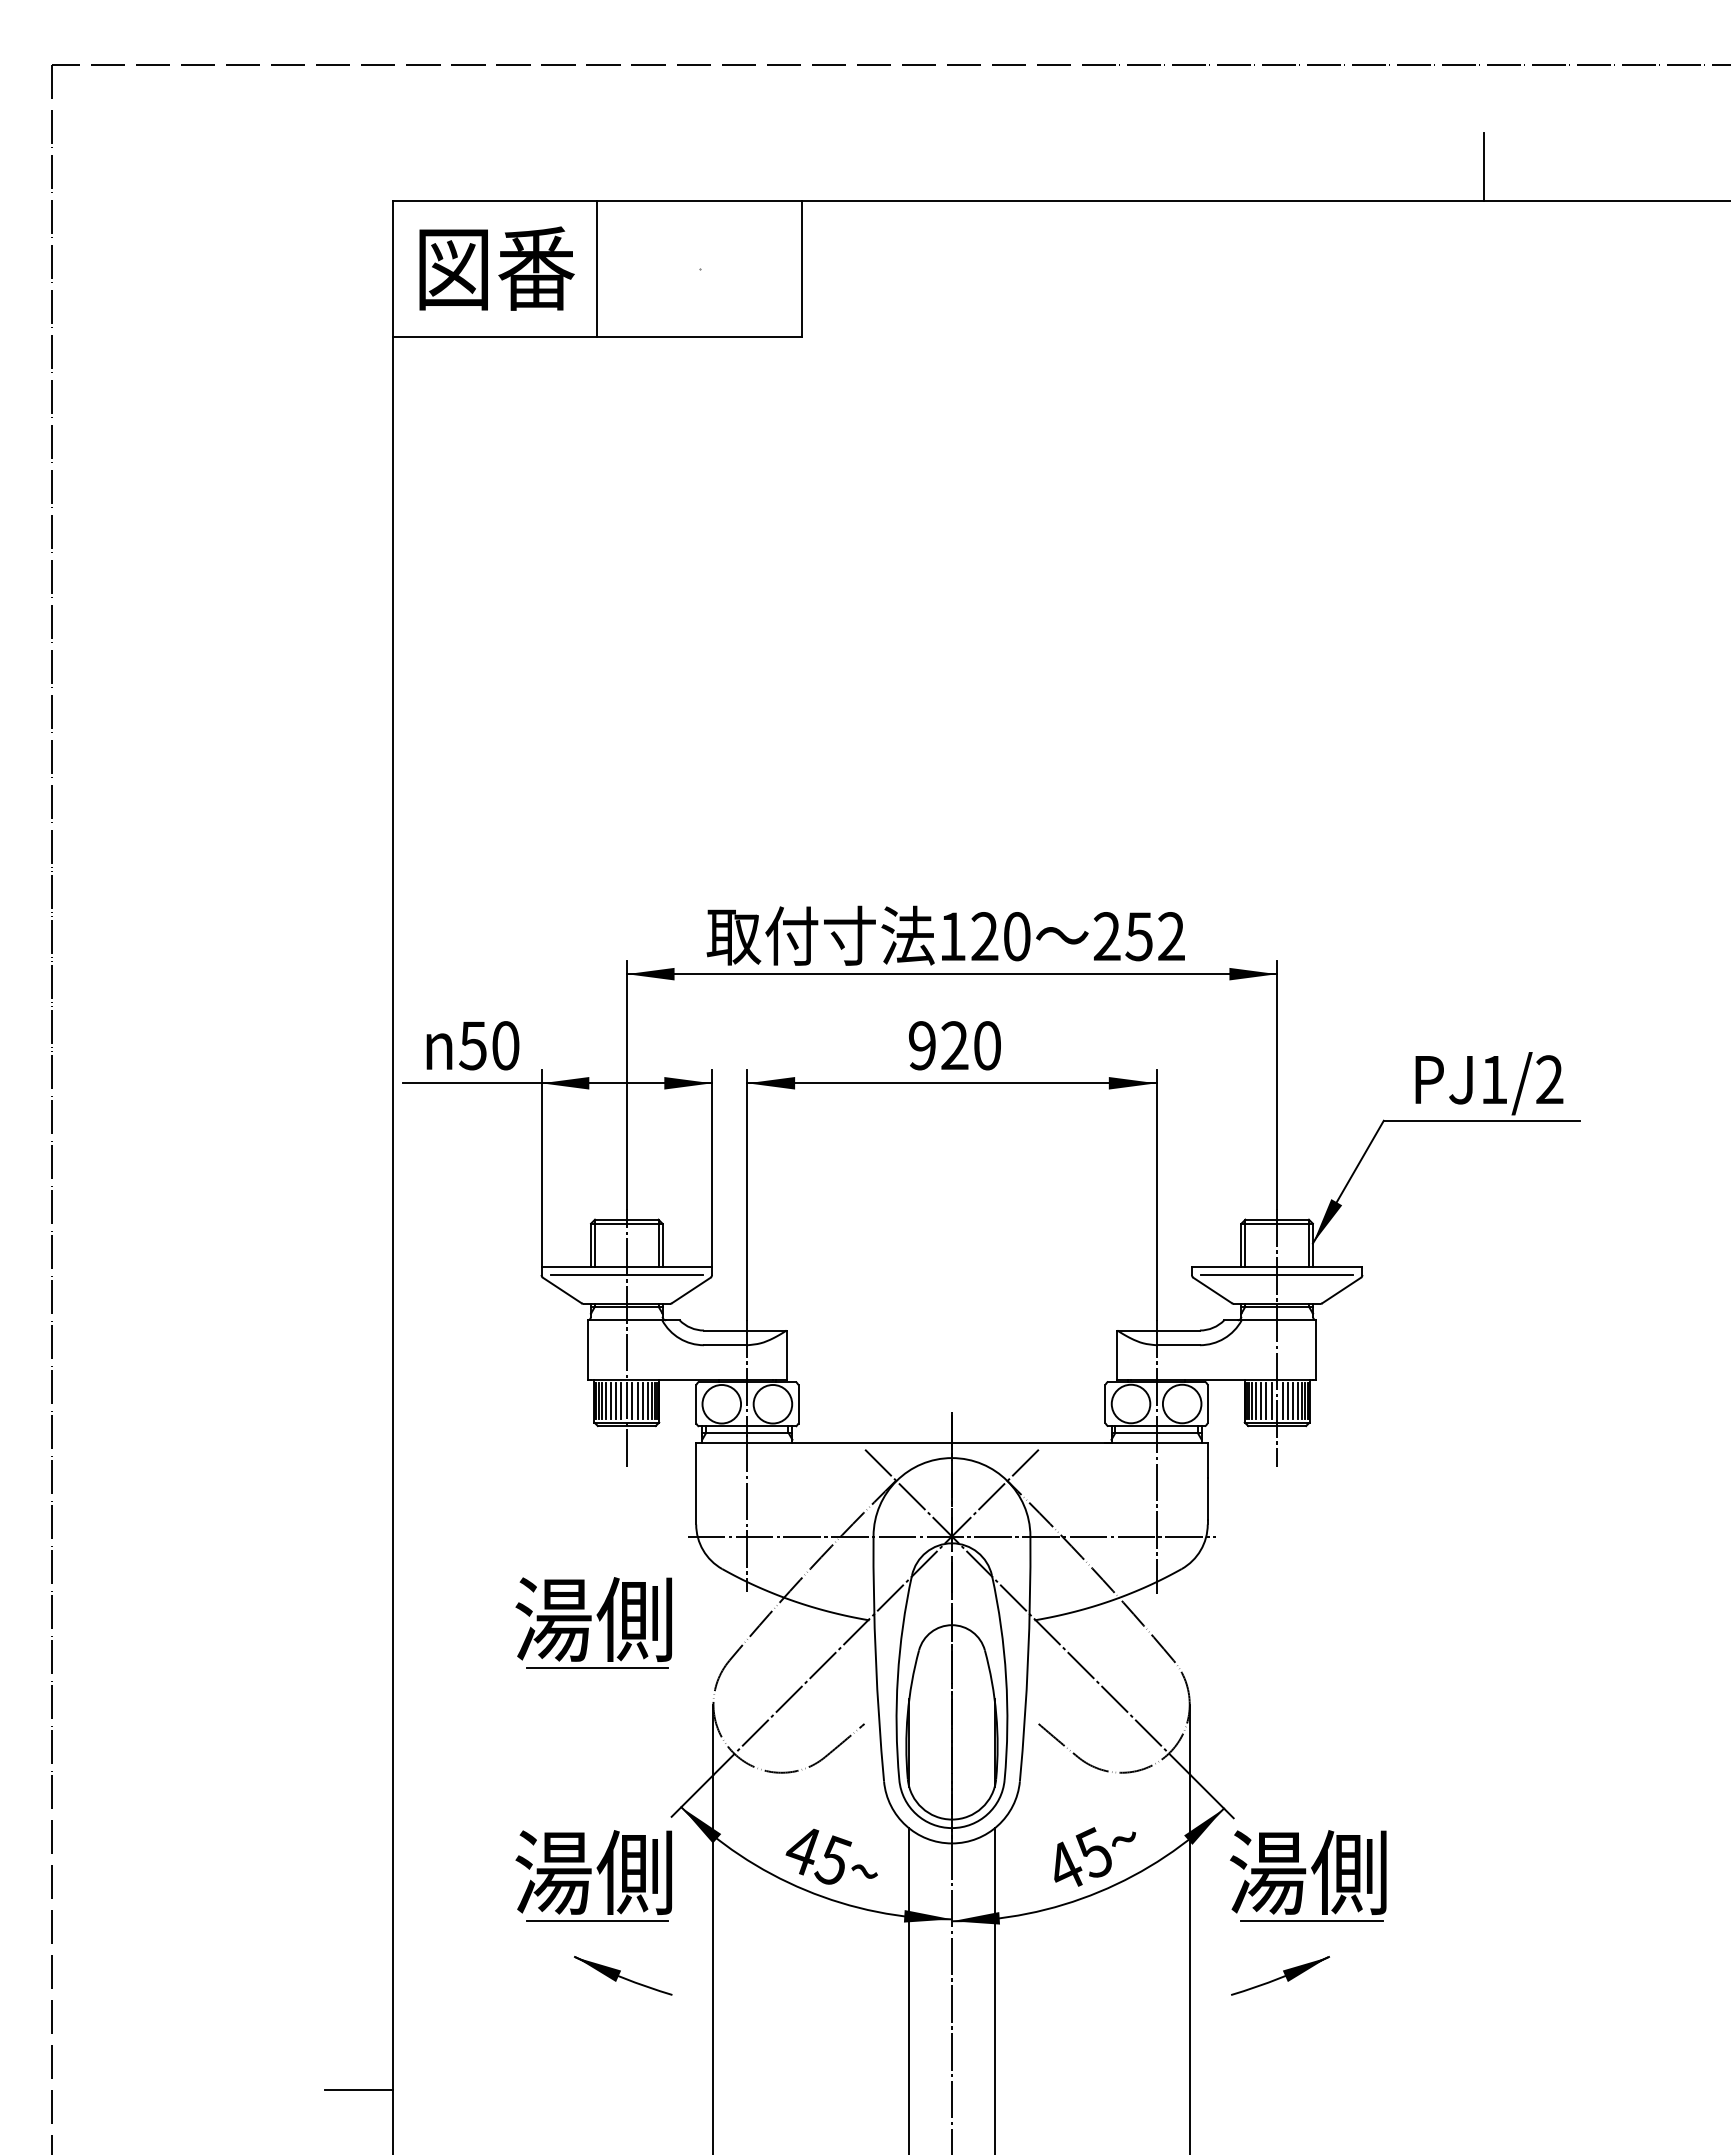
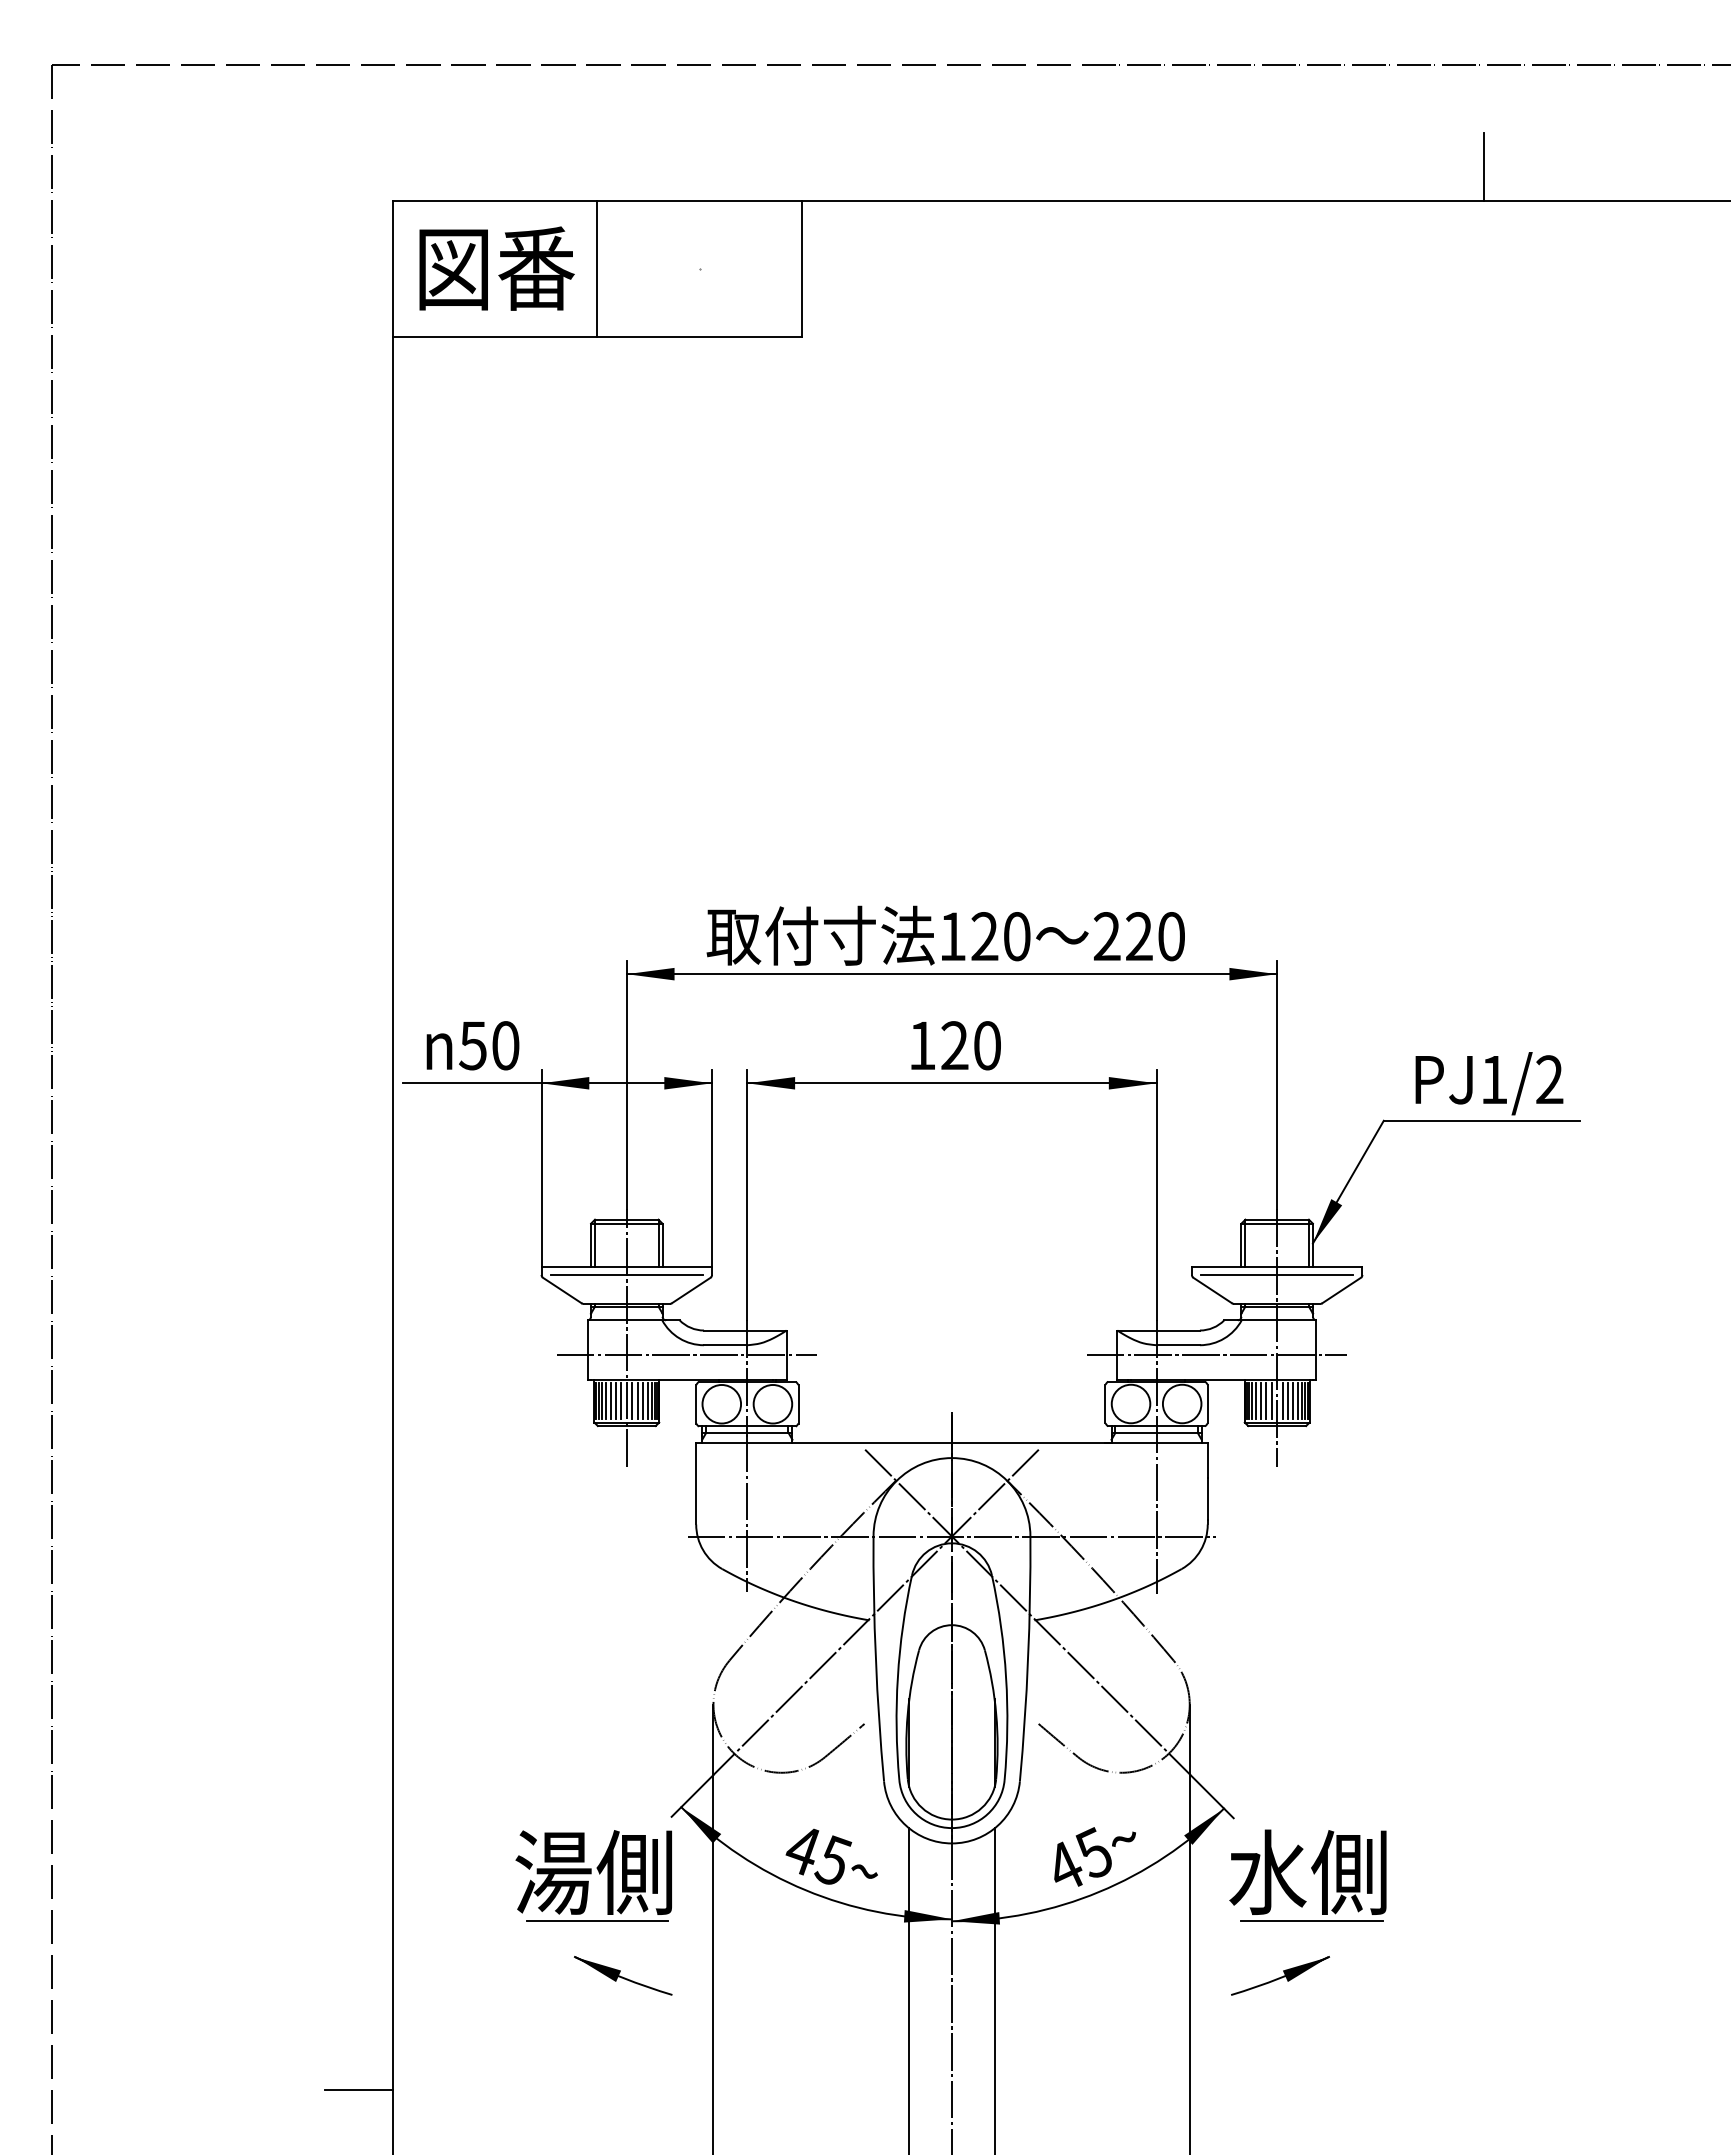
text: 252 -> 220 (1154, 936)
text: 920 -> 120 (922, 1045)
line: none -> present (686, 1355)
line: none -> present (1216, 1355)
part: present -> none (593, 1622)
text: 湯側 -> 水側 (1267, 1871)
